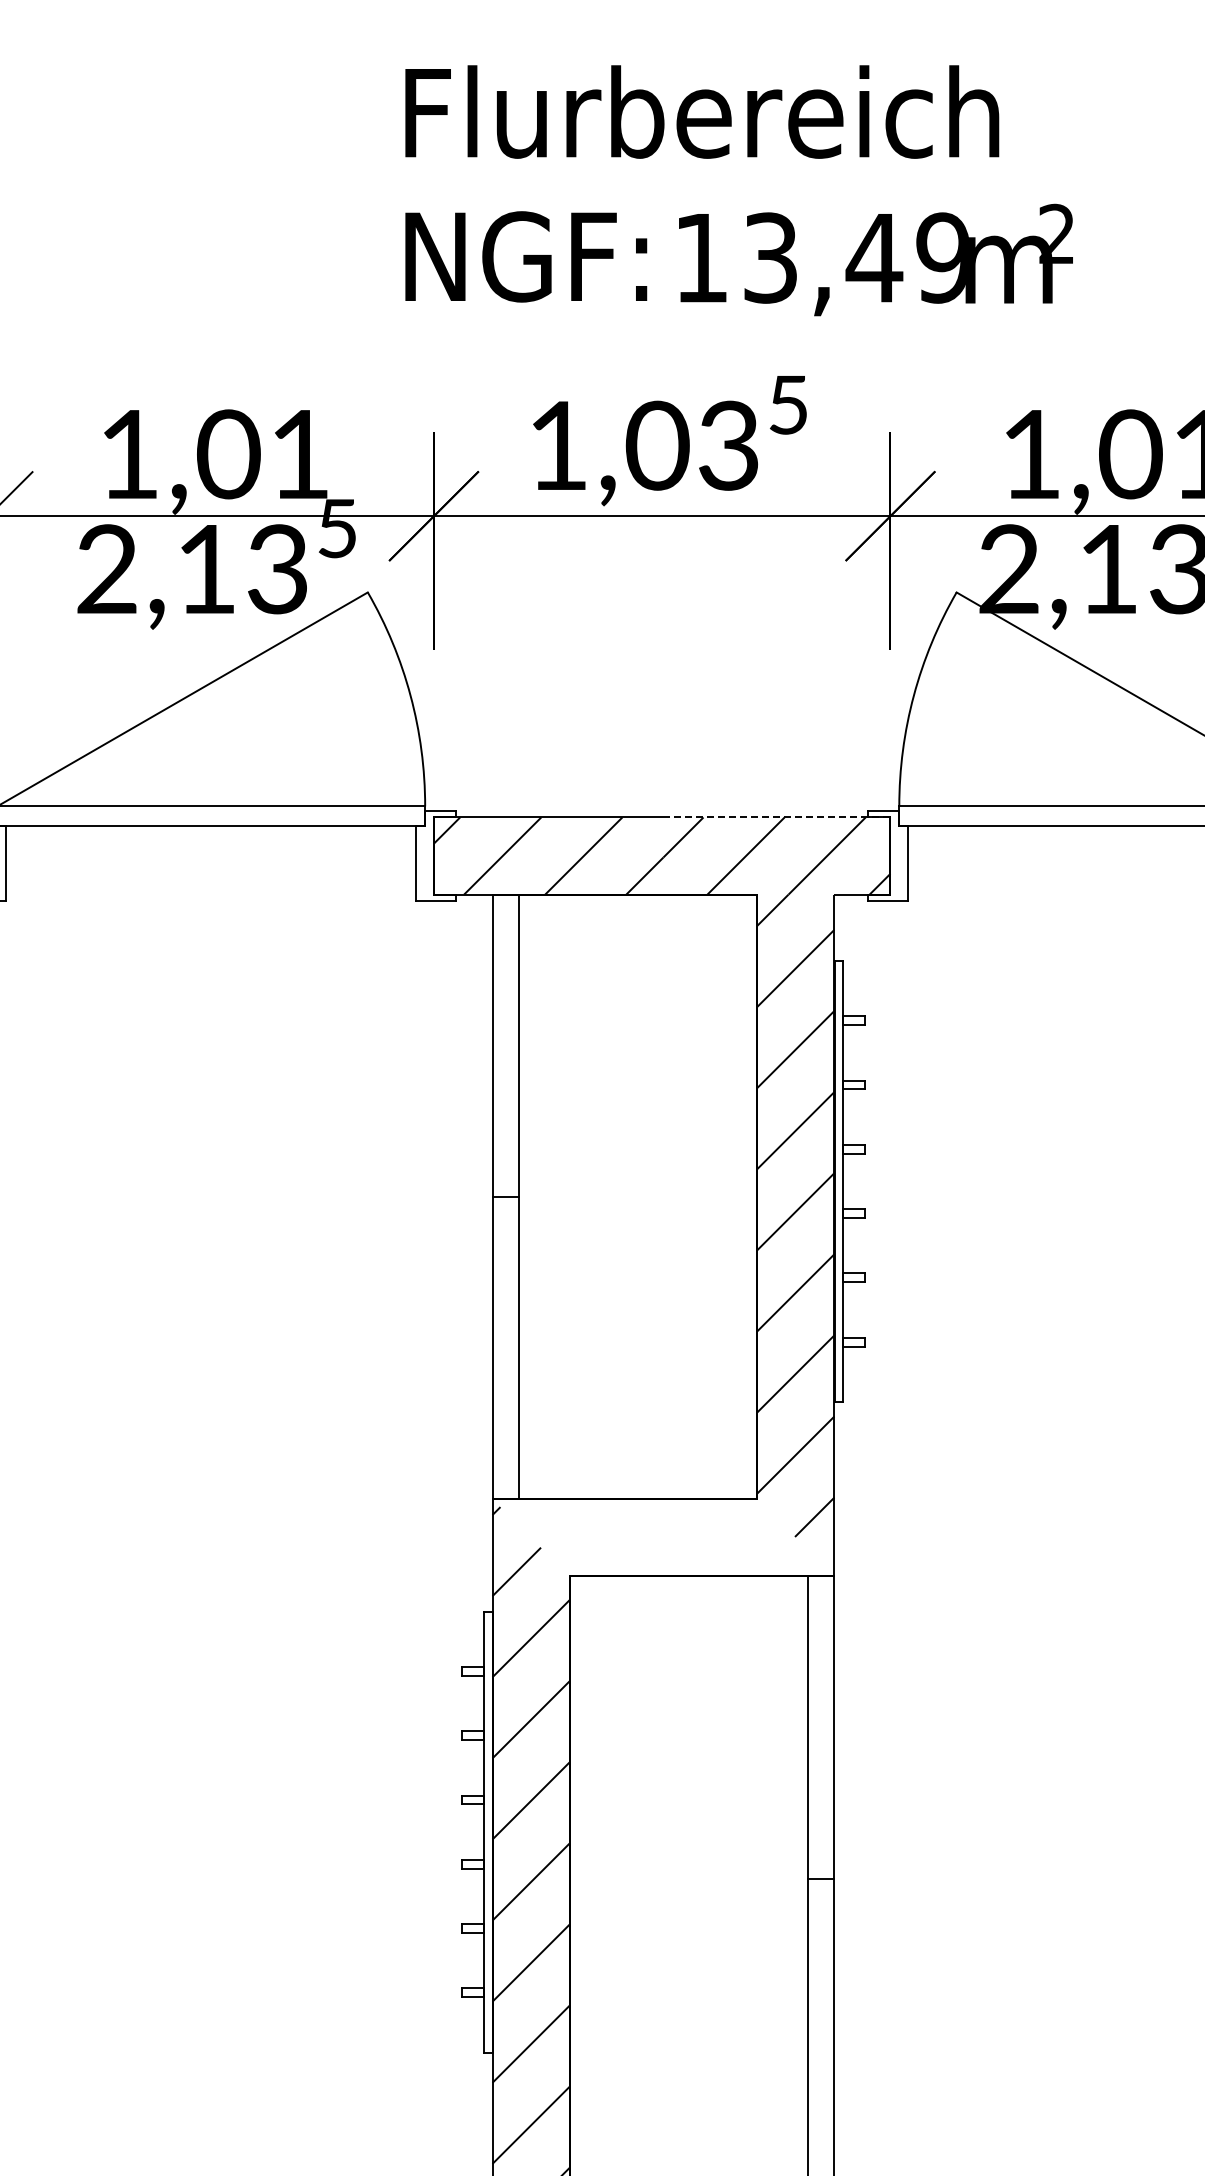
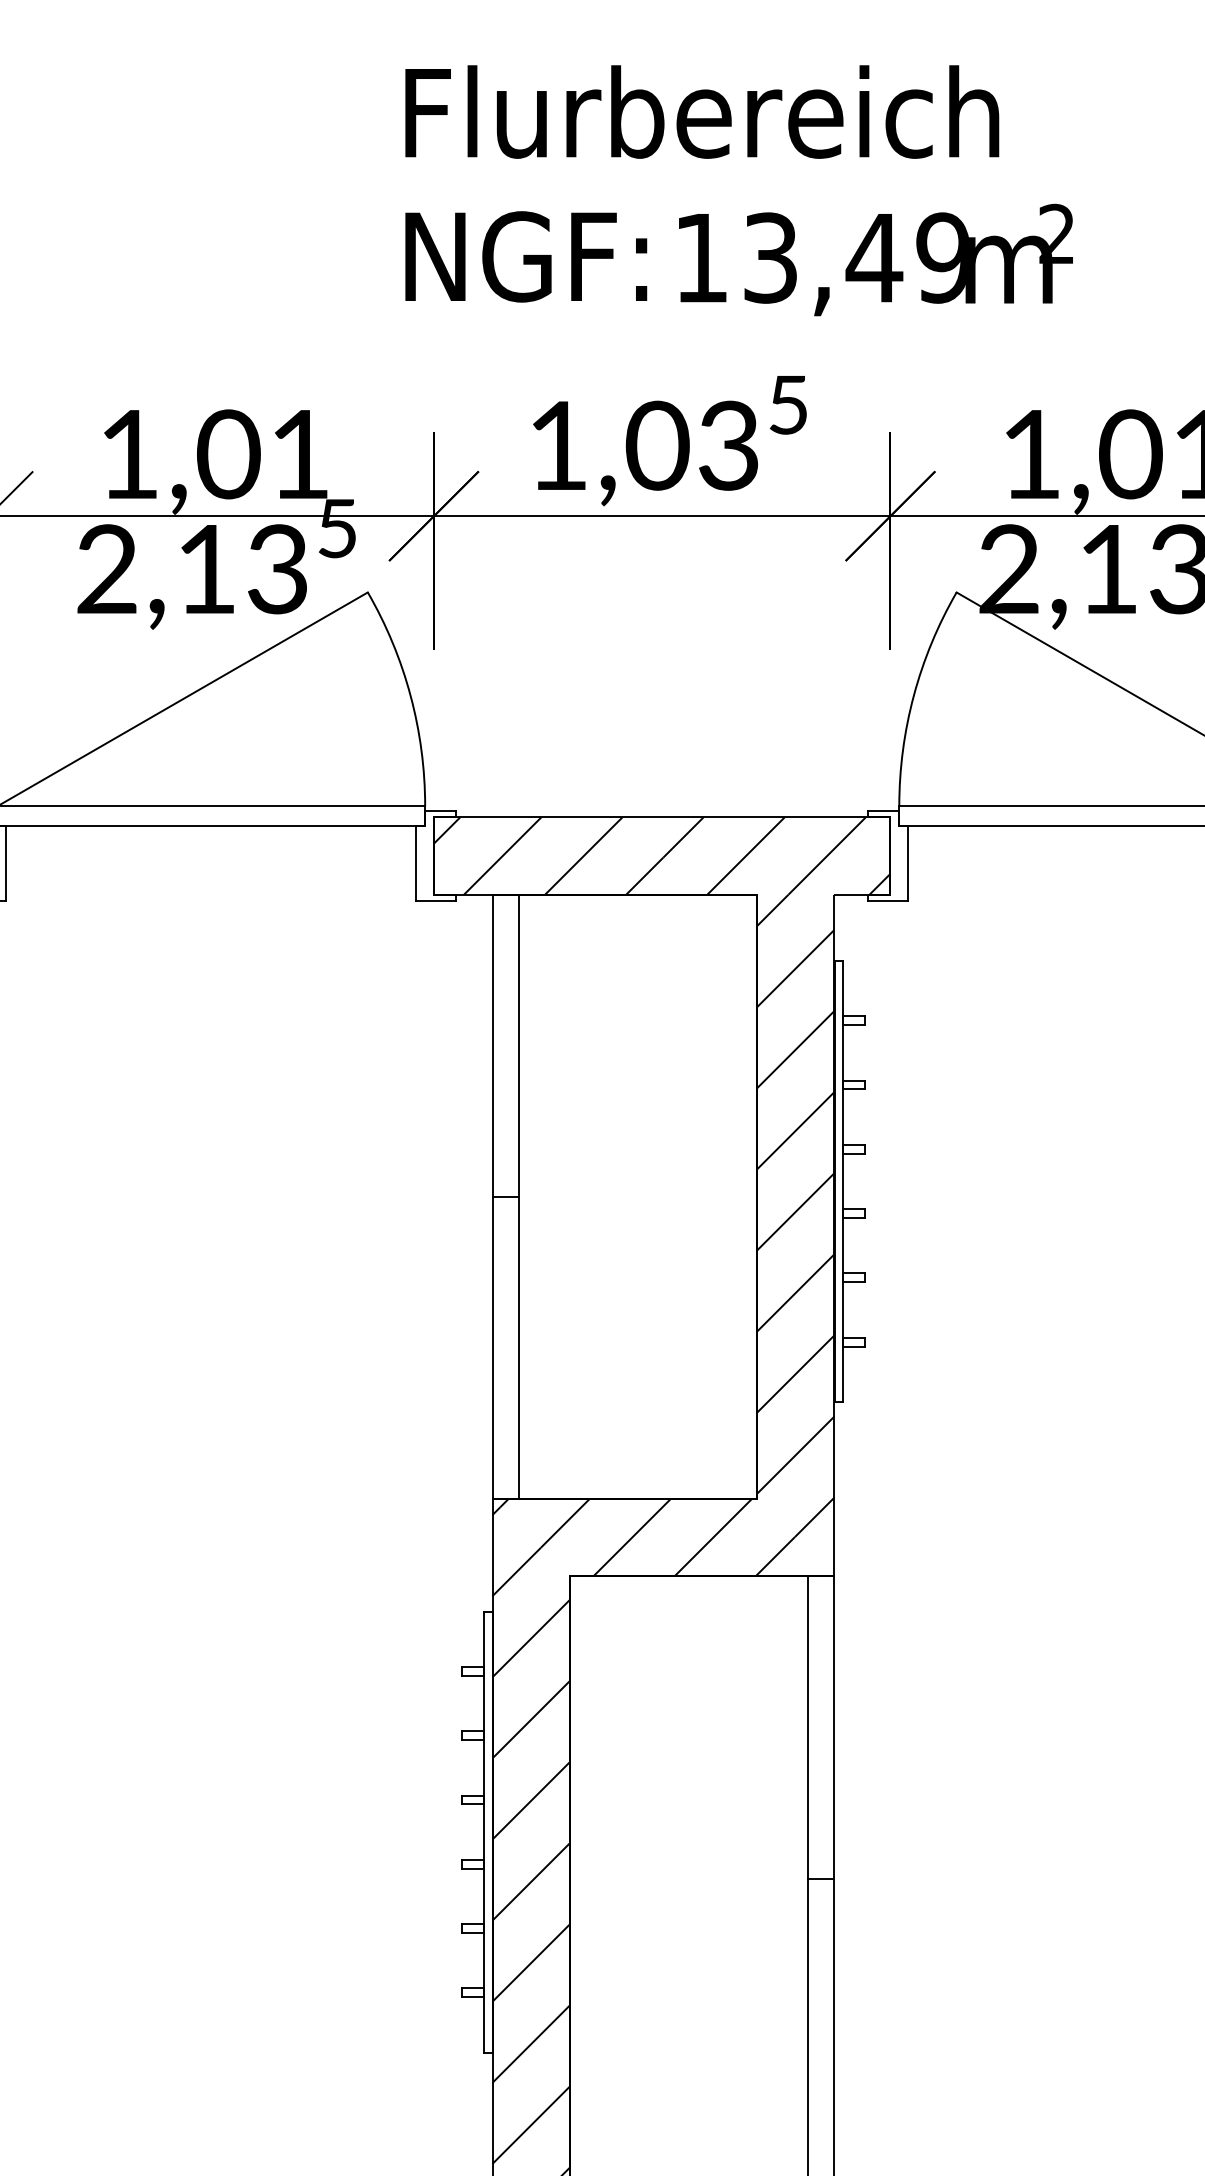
line: dashed -> solid (776, 817)
hatch: none -> present (647, 1537)
